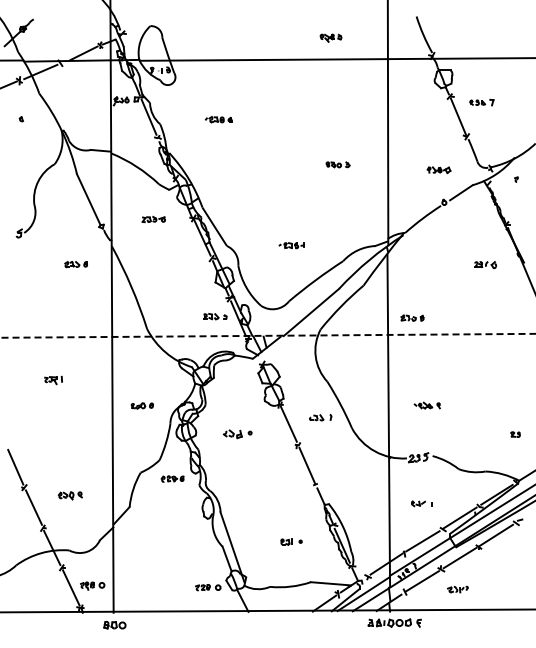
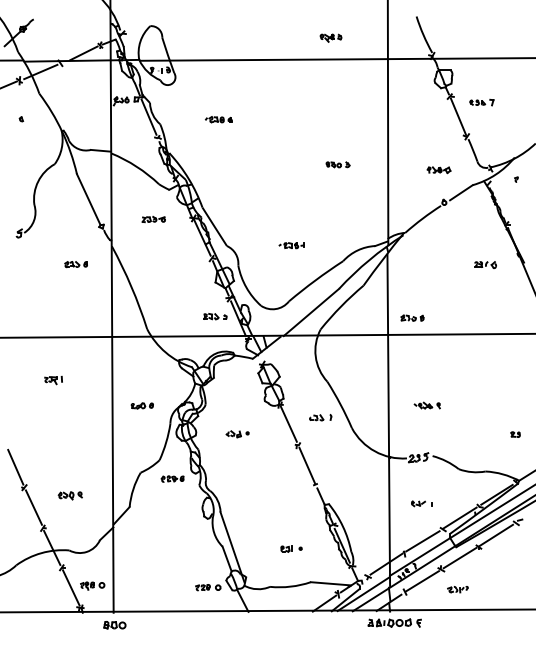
line: dashed -> solid (268, 335)
part size: 31x11 px -> 25x9 px (237, 434)
part position: (291, 541) -> (291, 548) (291, 548)
